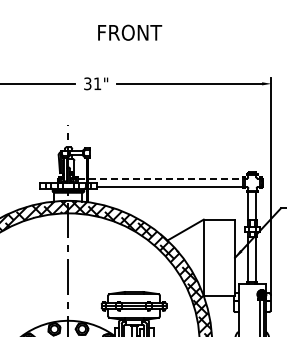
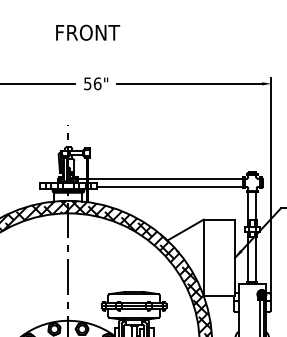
text position: (130, 32) -> (88, 32) (88, 32)
text: 31" -> 56" (92, 83)
line: dashed -> solid (160, 178)
